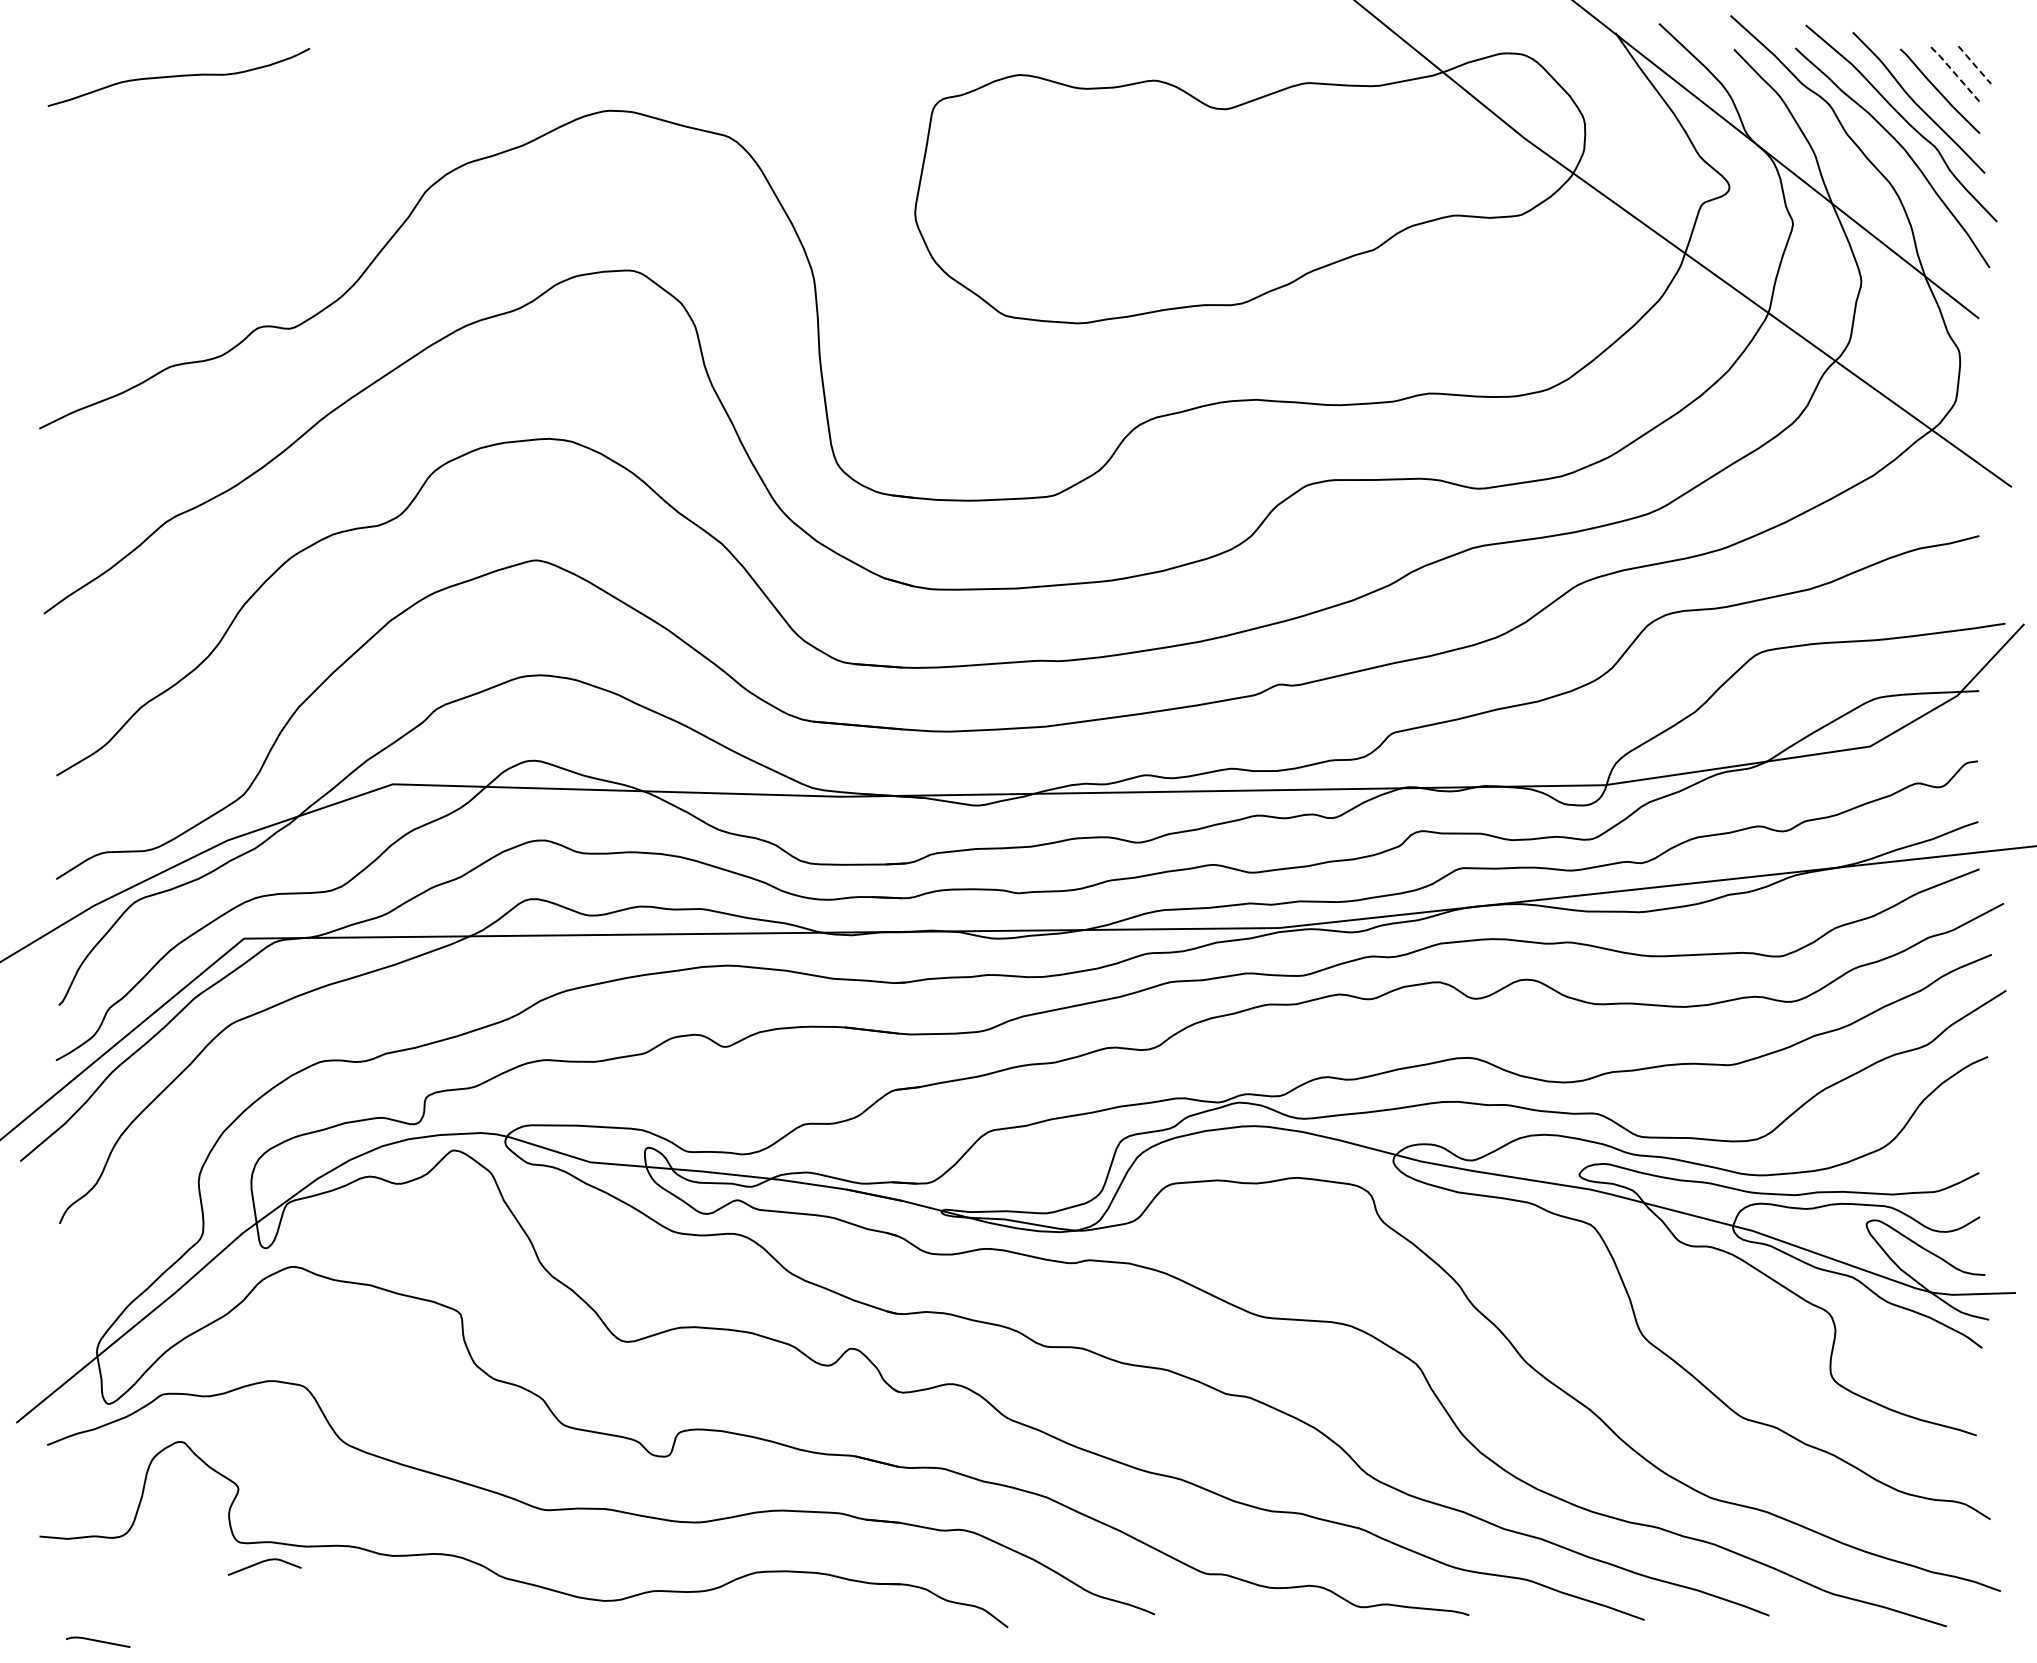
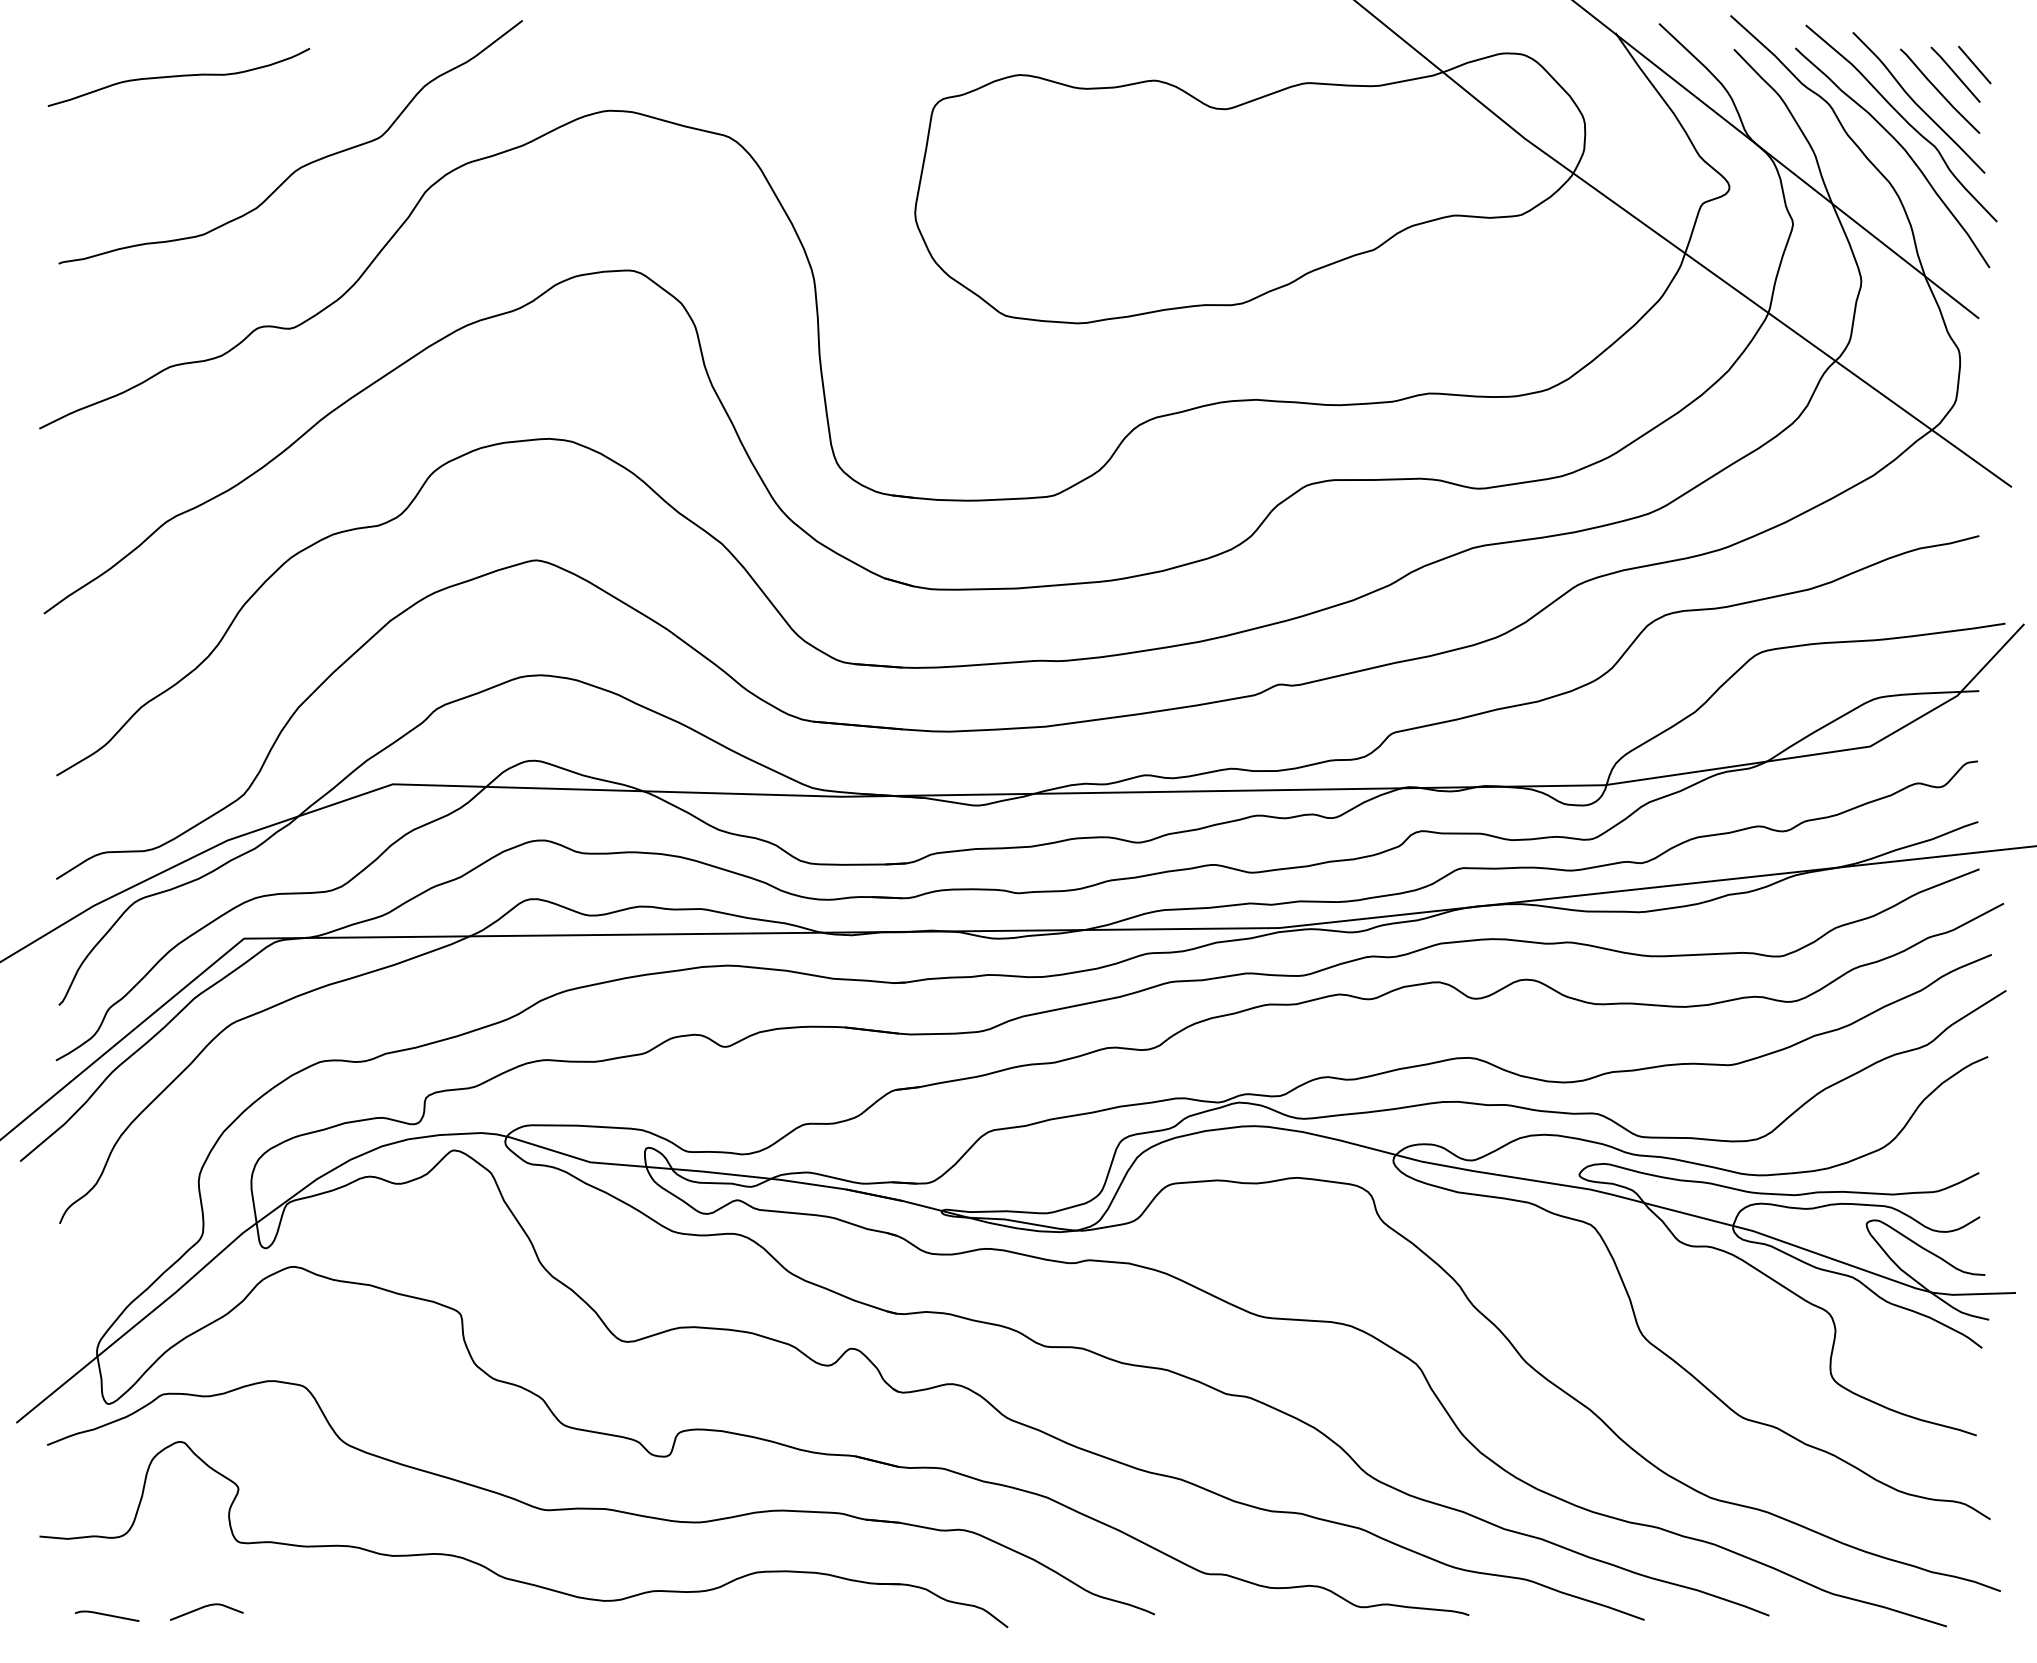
line: dashed -> solid (1974, 65)
line: dashed -> solid (1955, 74)
curve: none -> present (302, 165)
curve position: (263, 1562) -> (205, 1607) (205, 1607)
line position: (98, 1641) -> (107, 1615) (107, 1615)
